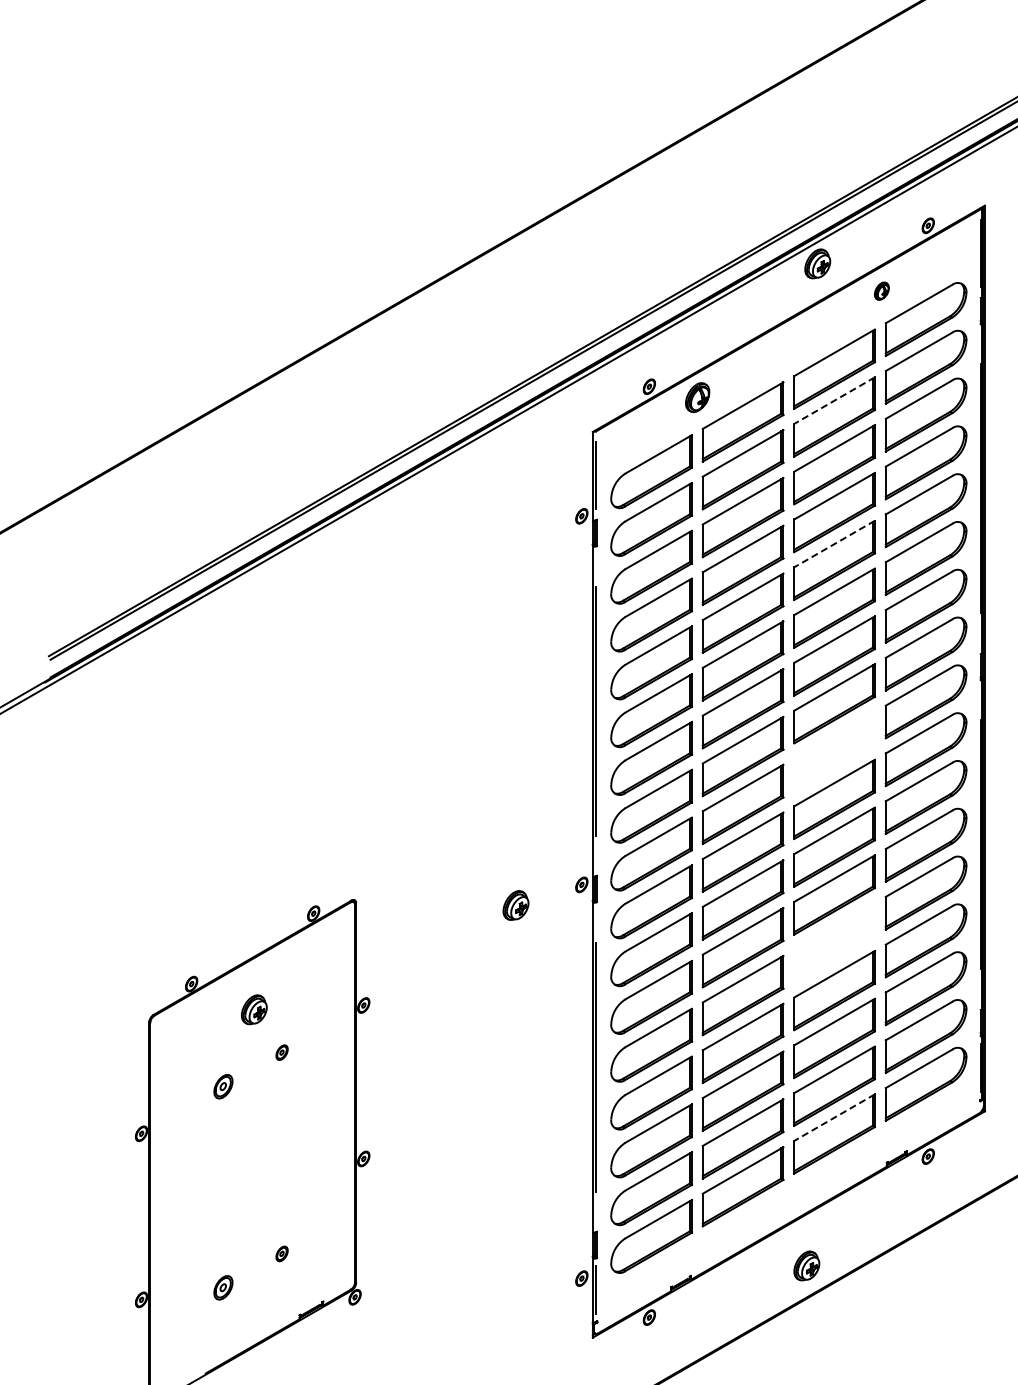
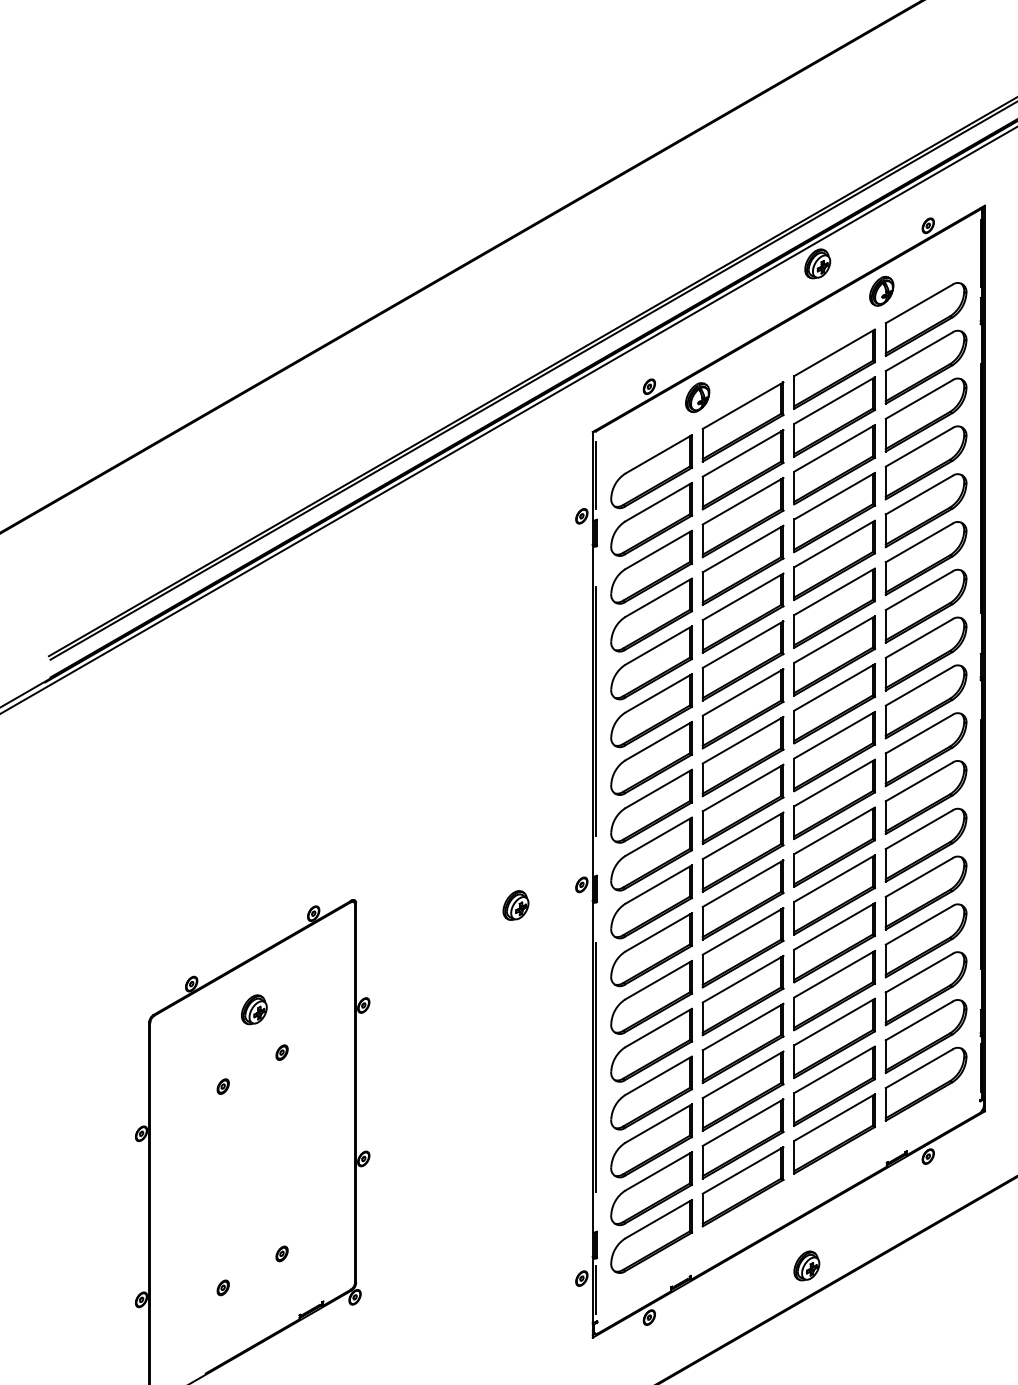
part size: 16x20 px -> 26x32 px (881, 290)
line: dashed -> solid (834, 400)
line: dashed -> solid (834, 544)
part: none -> present (834, 751)
part: none -> present (834, 942)
part size: 21x26 px -> 14x17 px (222, 1086)
line: dashed -> solid (834, 1117)
part size: 21x26 px -> 14x18 px (222, 1287)
